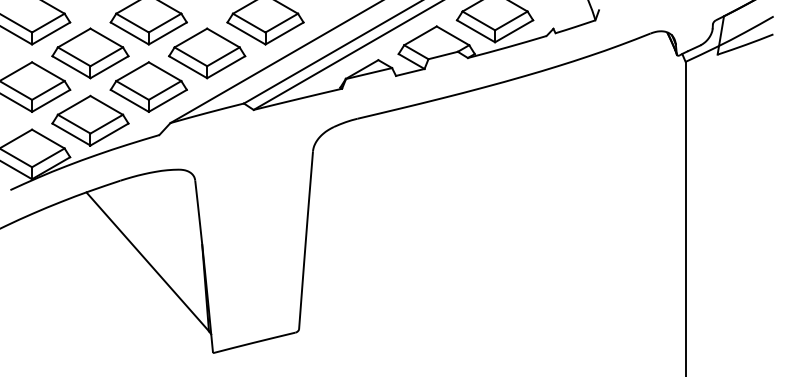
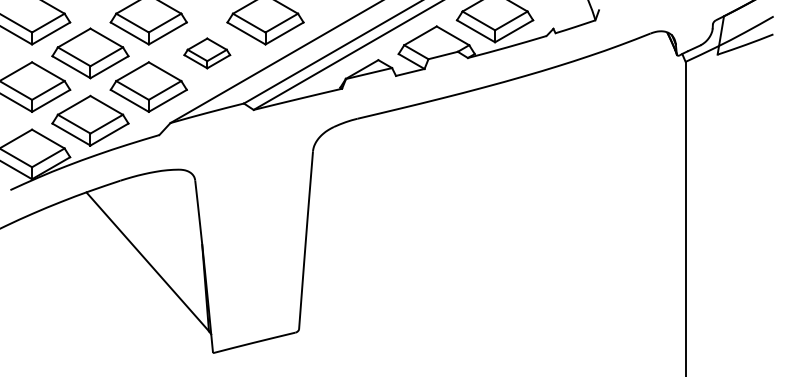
part size: 79x53 px -> 49x33 px (207, 53)
